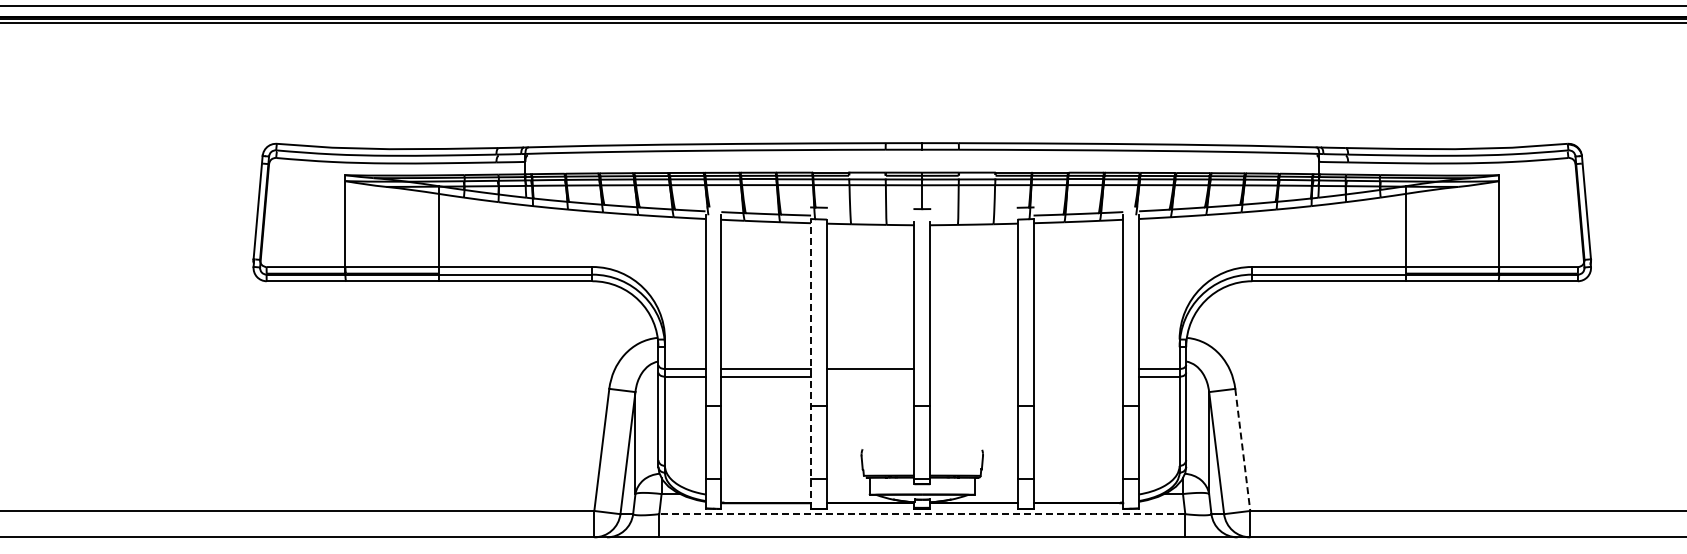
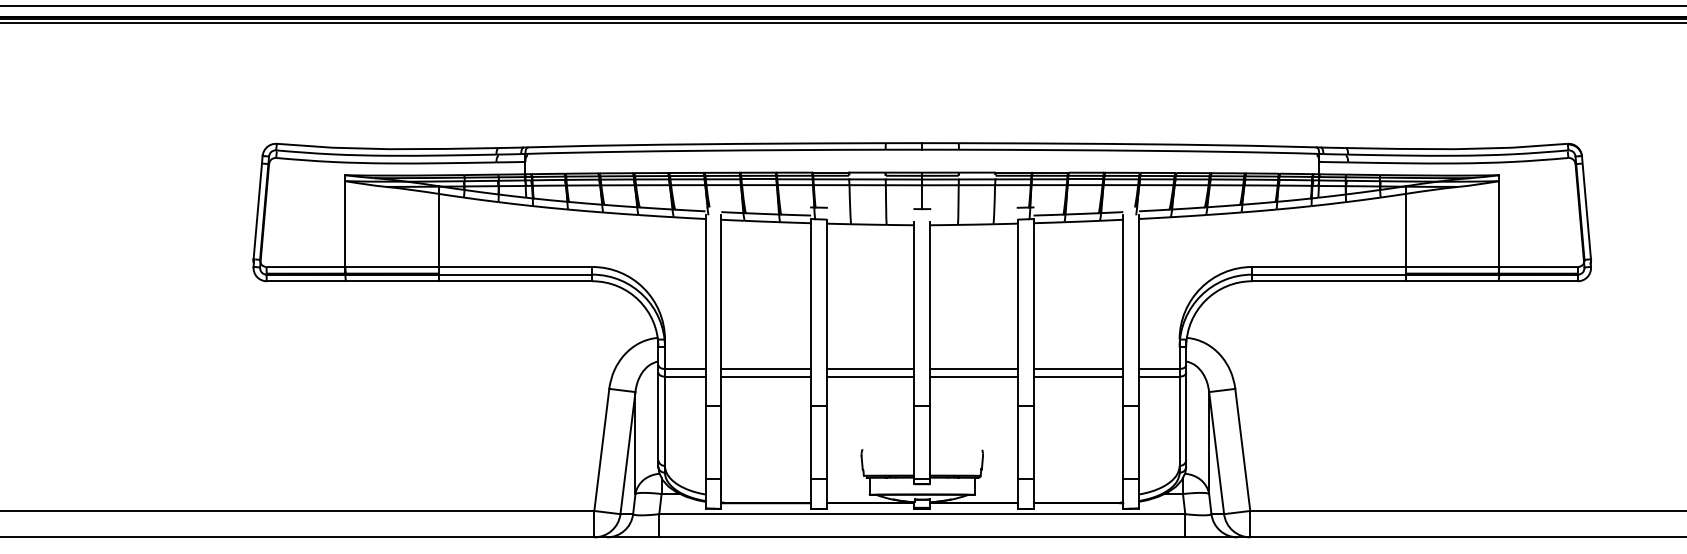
line: dashed -> solid (811, 364)
line: none -> present (973, 368)
line: none -> present (1078, 368)
line: none -> present (870, 376)
line: none -> present (973, 376)
line: none -> present (1078, 376)
line: dashed -> solid (1242, 450)
line: dashed -> solid (921, 514)
